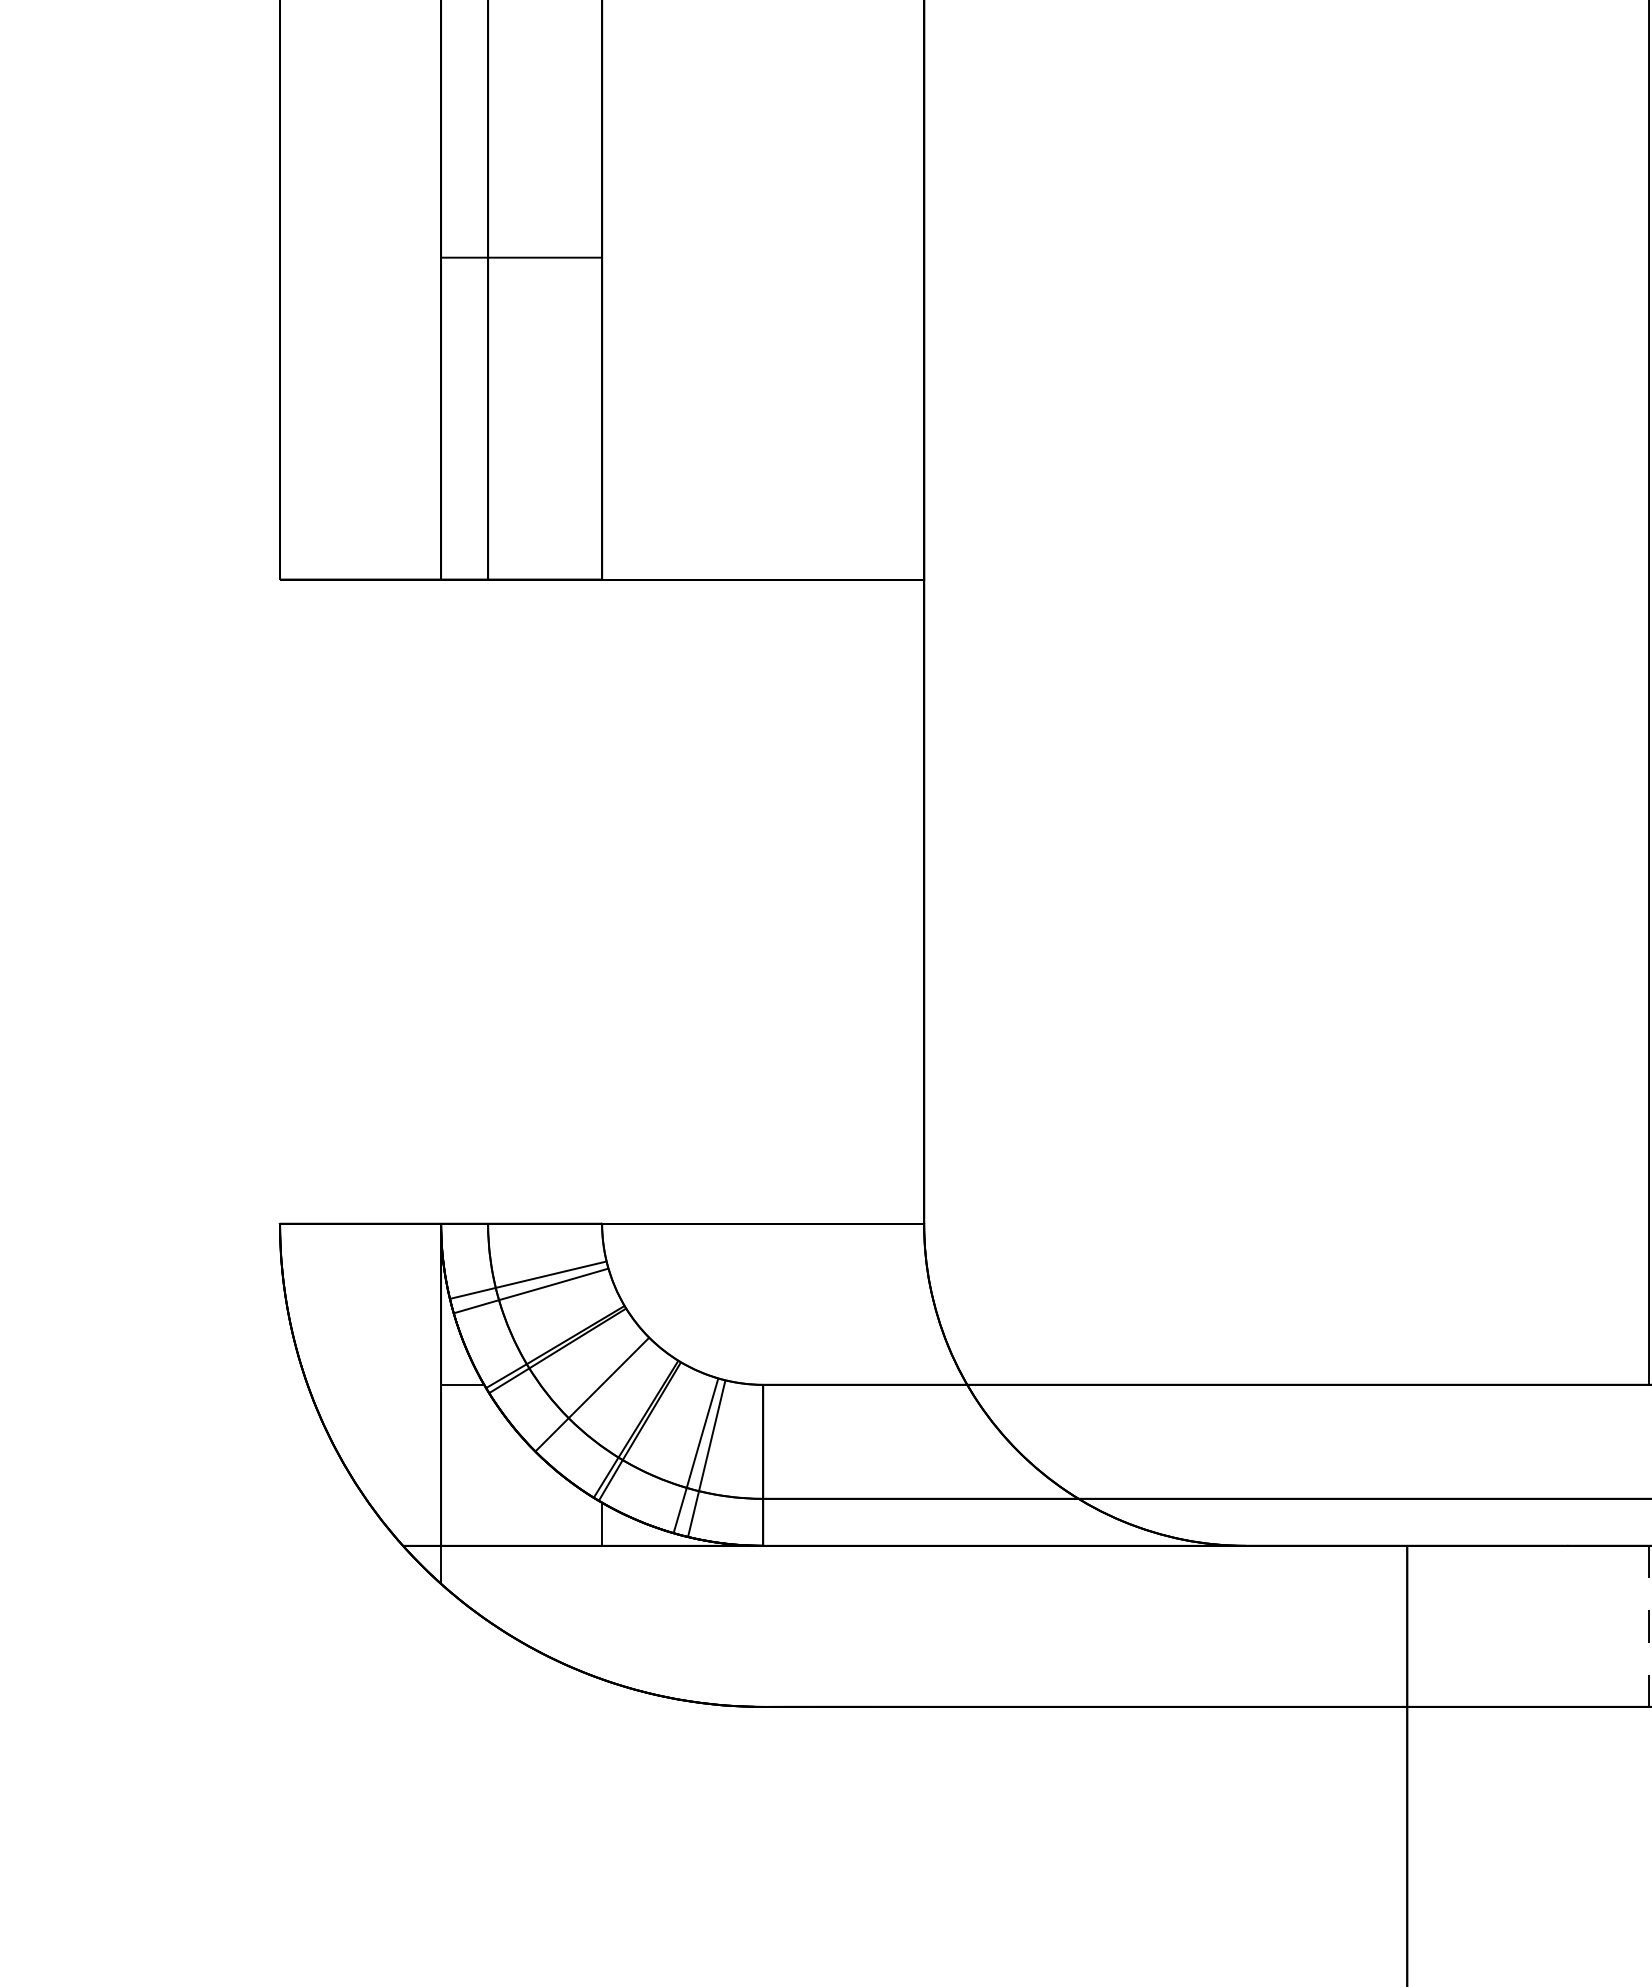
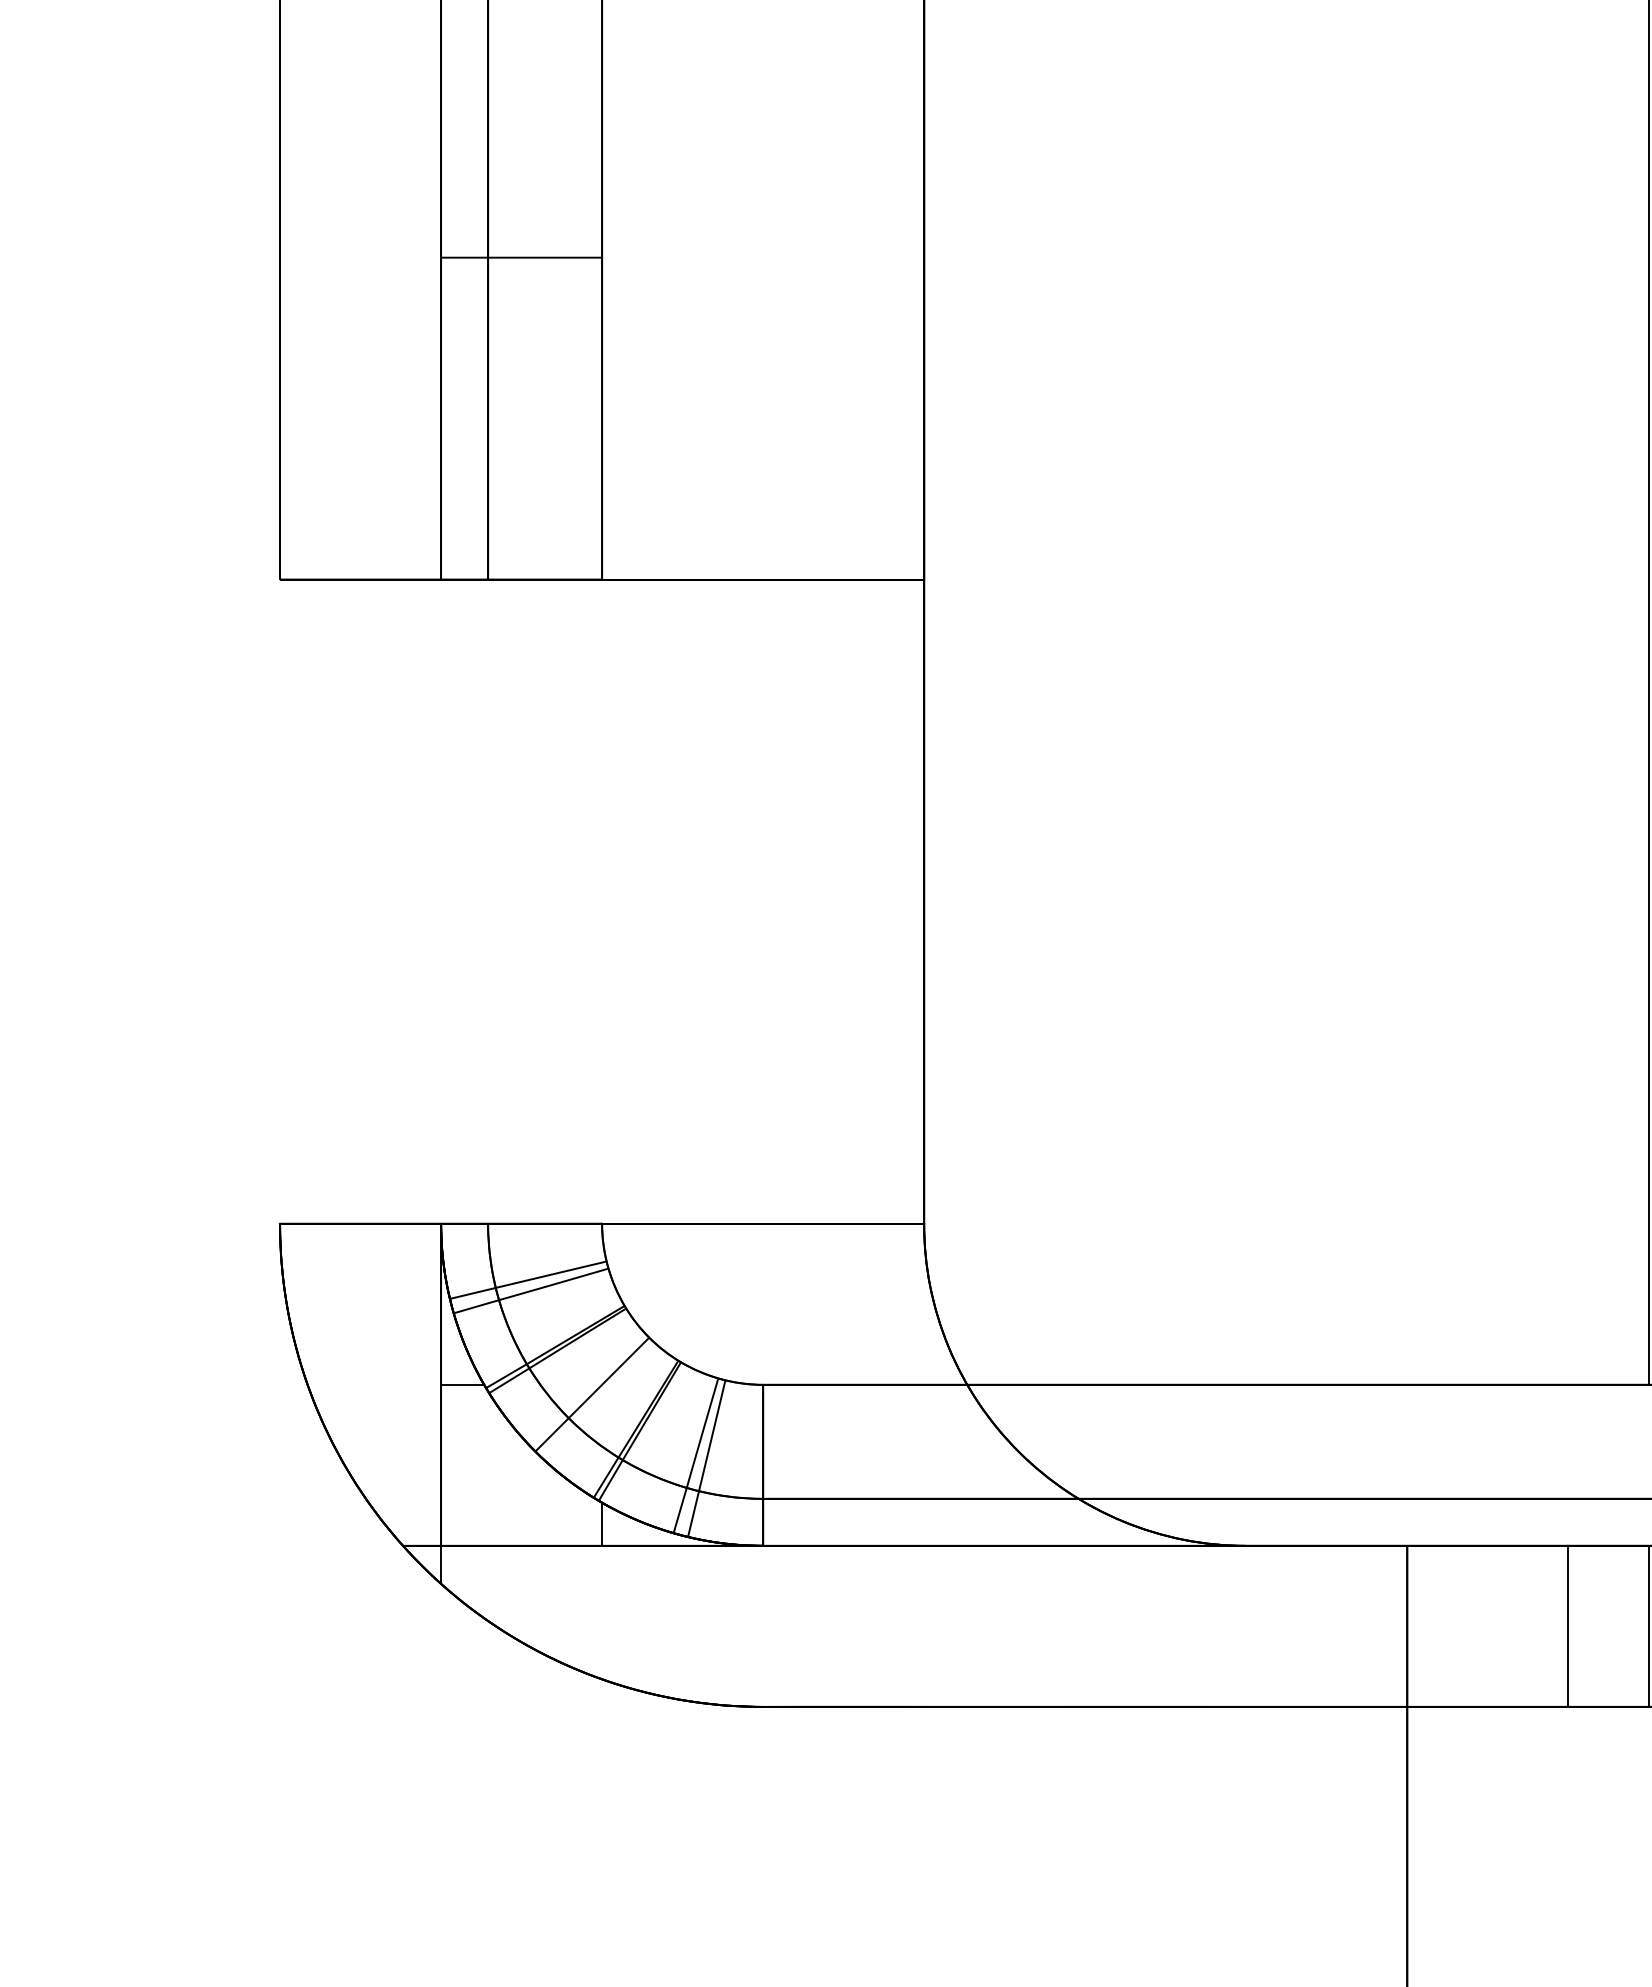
line: none -> present (1568, 1625)
line: dashed -> solid (1648, 1626)
